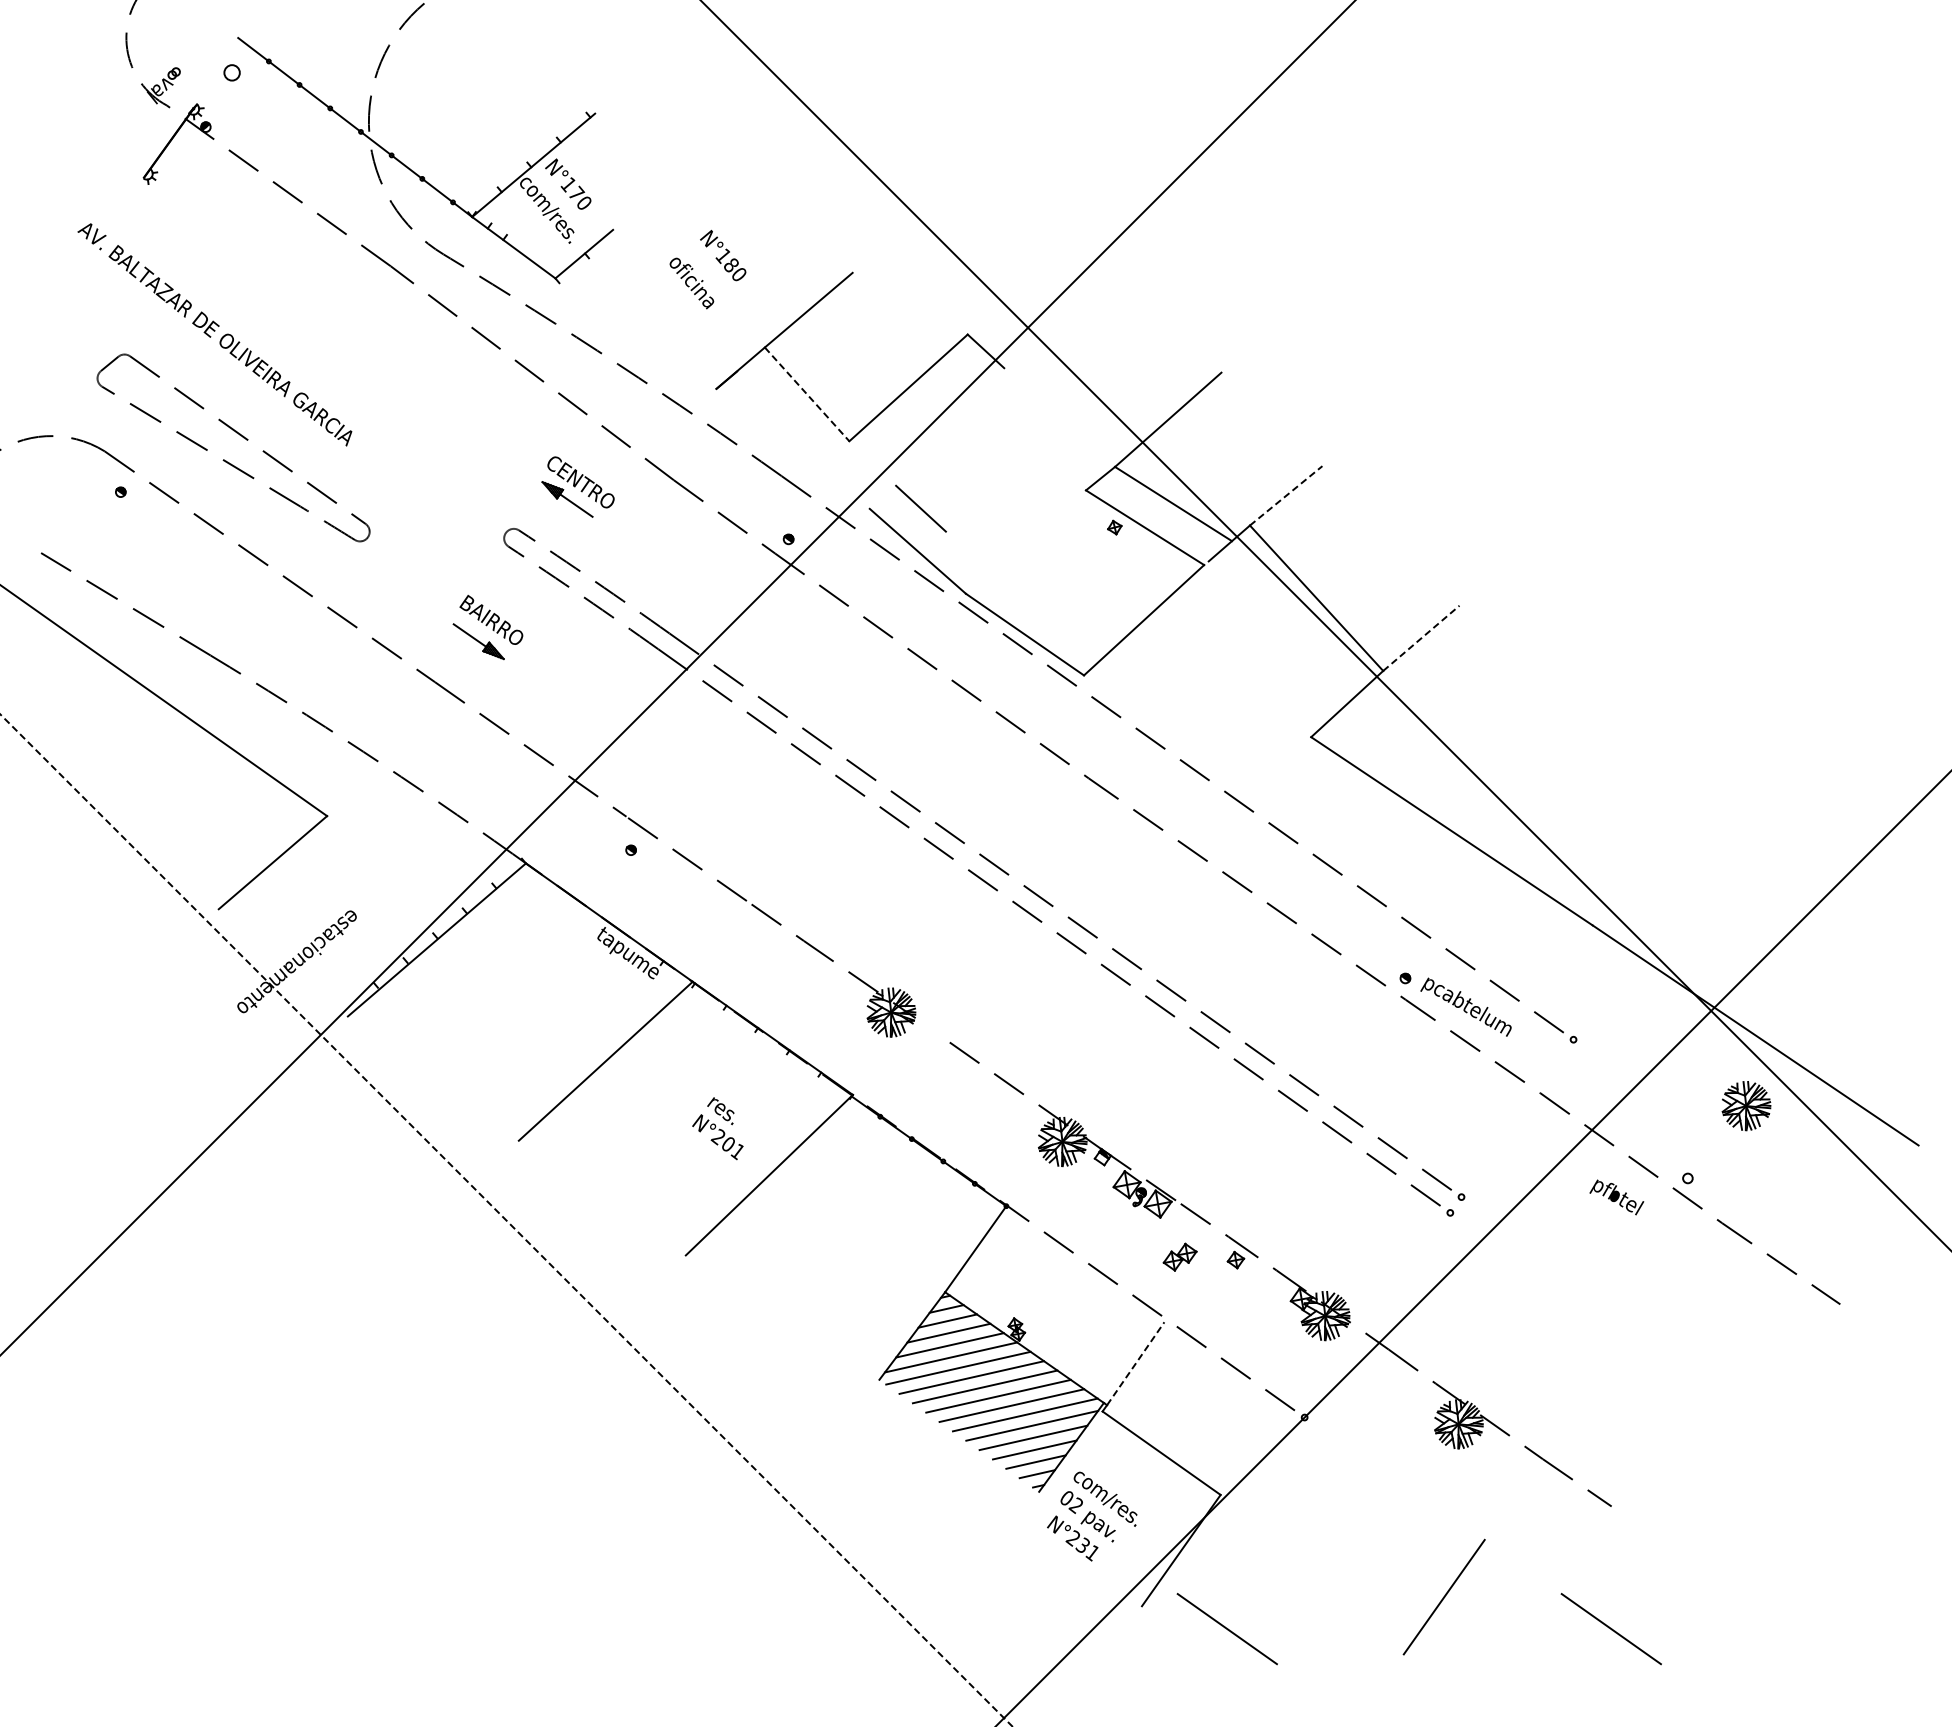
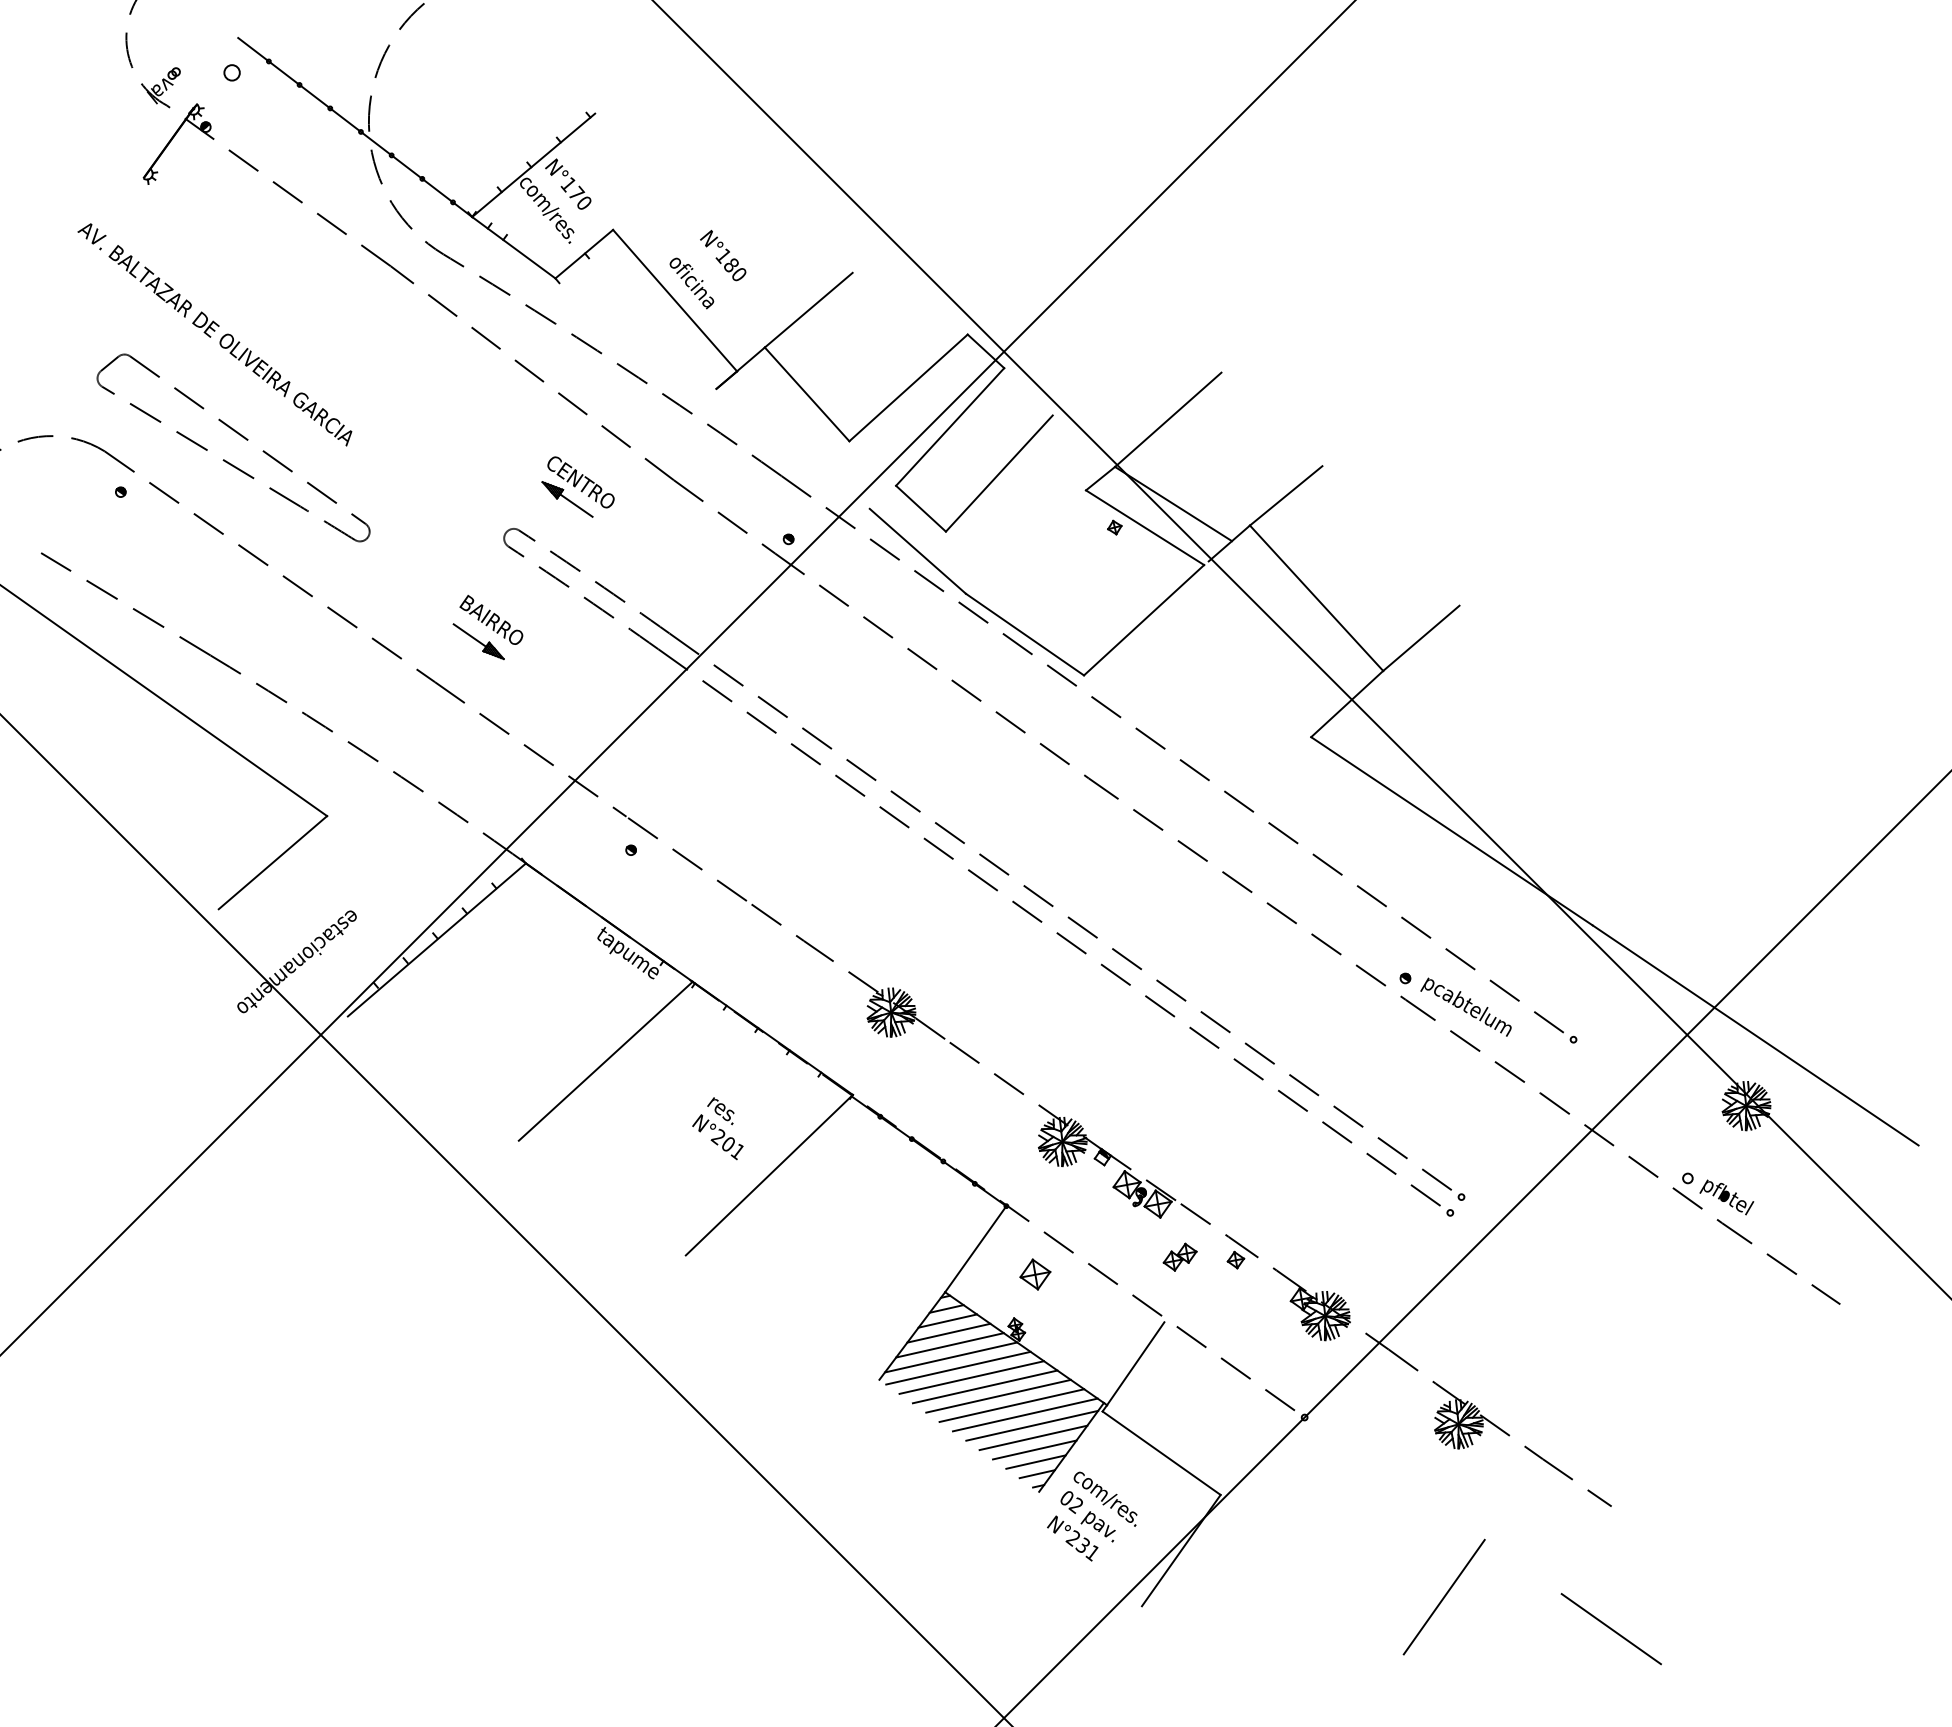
line: none -> present (675, 300)
line: dashed -> solid (807, 394)
line: none -> present (950, 426)
line: none -> present (998, 473)
line: dashed -> solid (1286, 495)
line position: (1325, 625) -> (1301, 649) (1301, 649)
line: dashed -> solid (1421, 638)
line: none -> present (932, 1030)
text position: (1616, 1197) -> (1726, 1197) (1726, 1197)
line: dashed -> solid (506, 1220)
part: none -> present (1035, 1274)
line: dashed -> solid (1136, 1363)
line: present -> none (1226, 1629)
